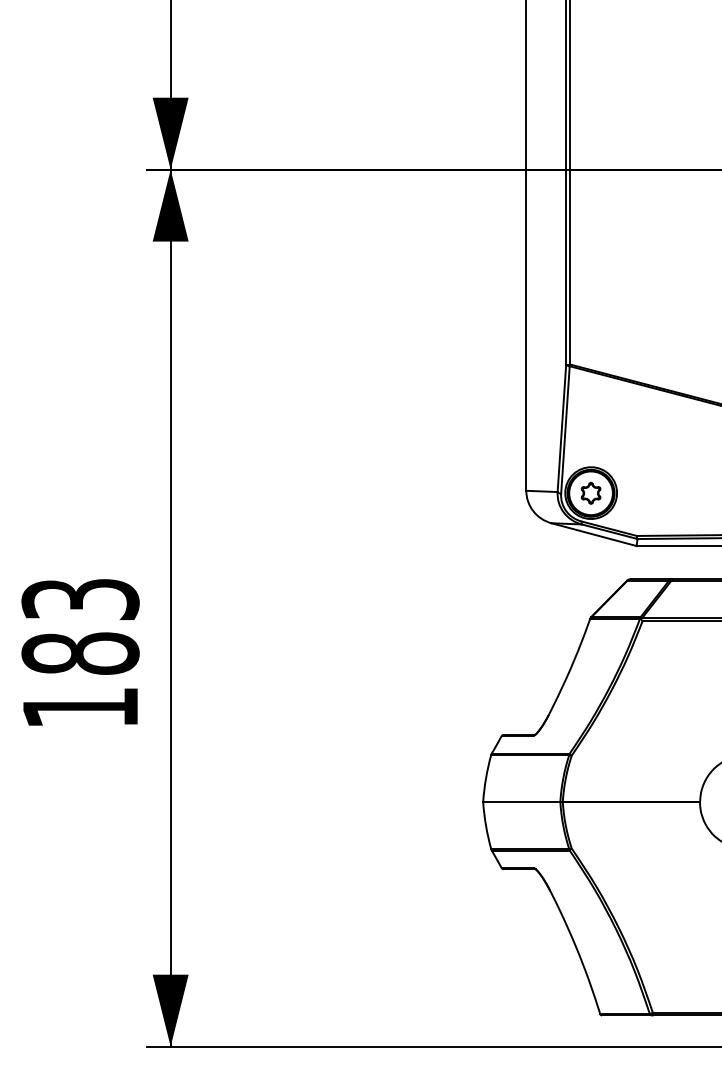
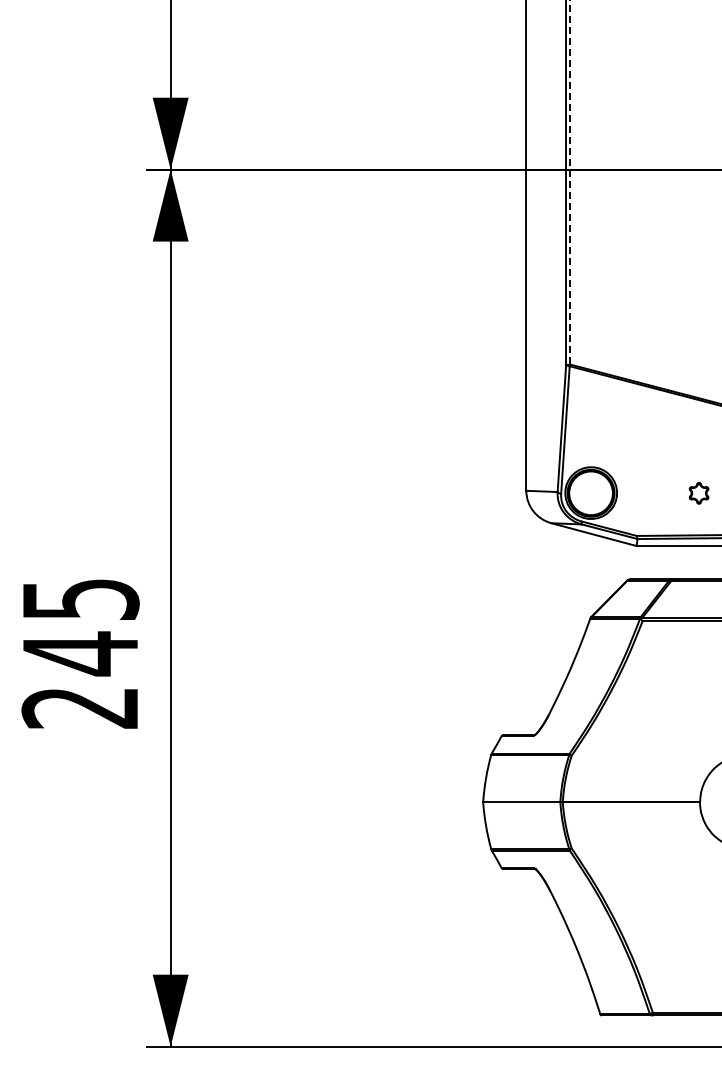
line: solid -> dashed (570, 182)
part position: (590, 492) -> (698, 492) (698, 492)
text: 183 -> 245 (80, 653)
